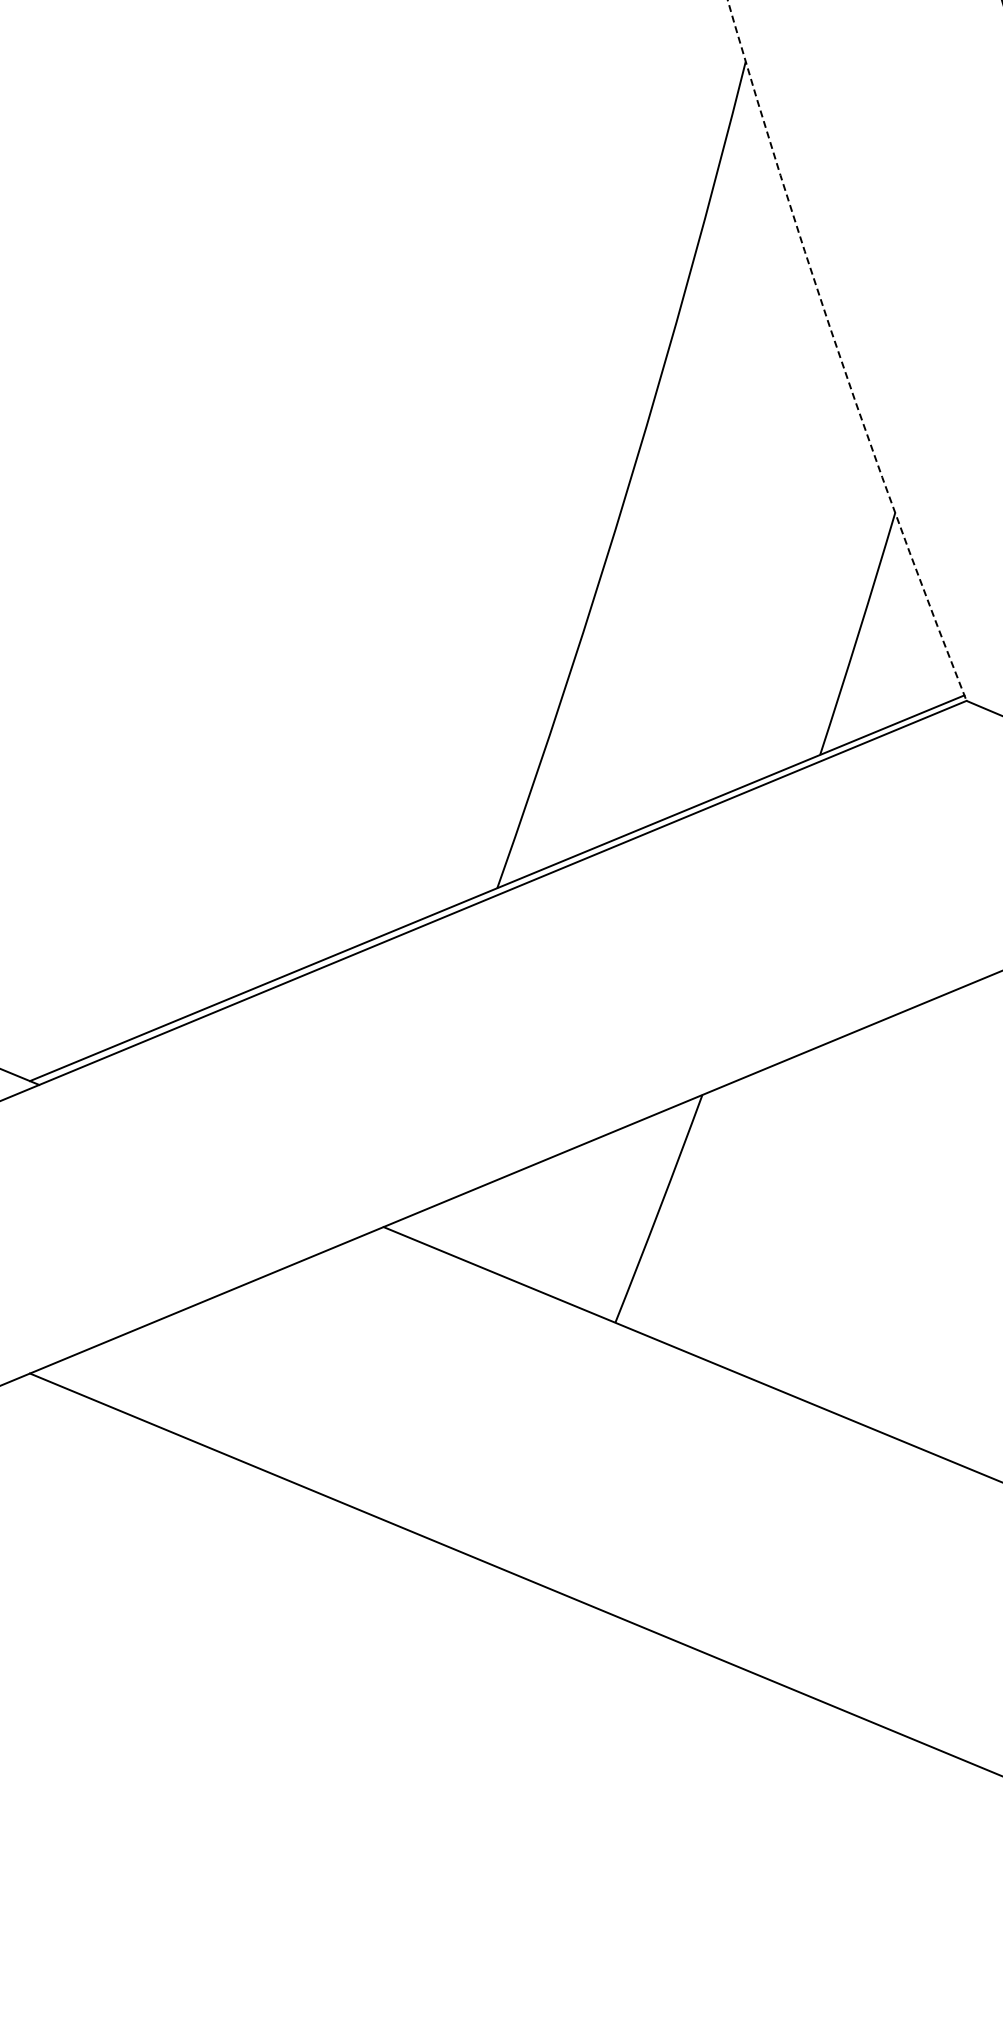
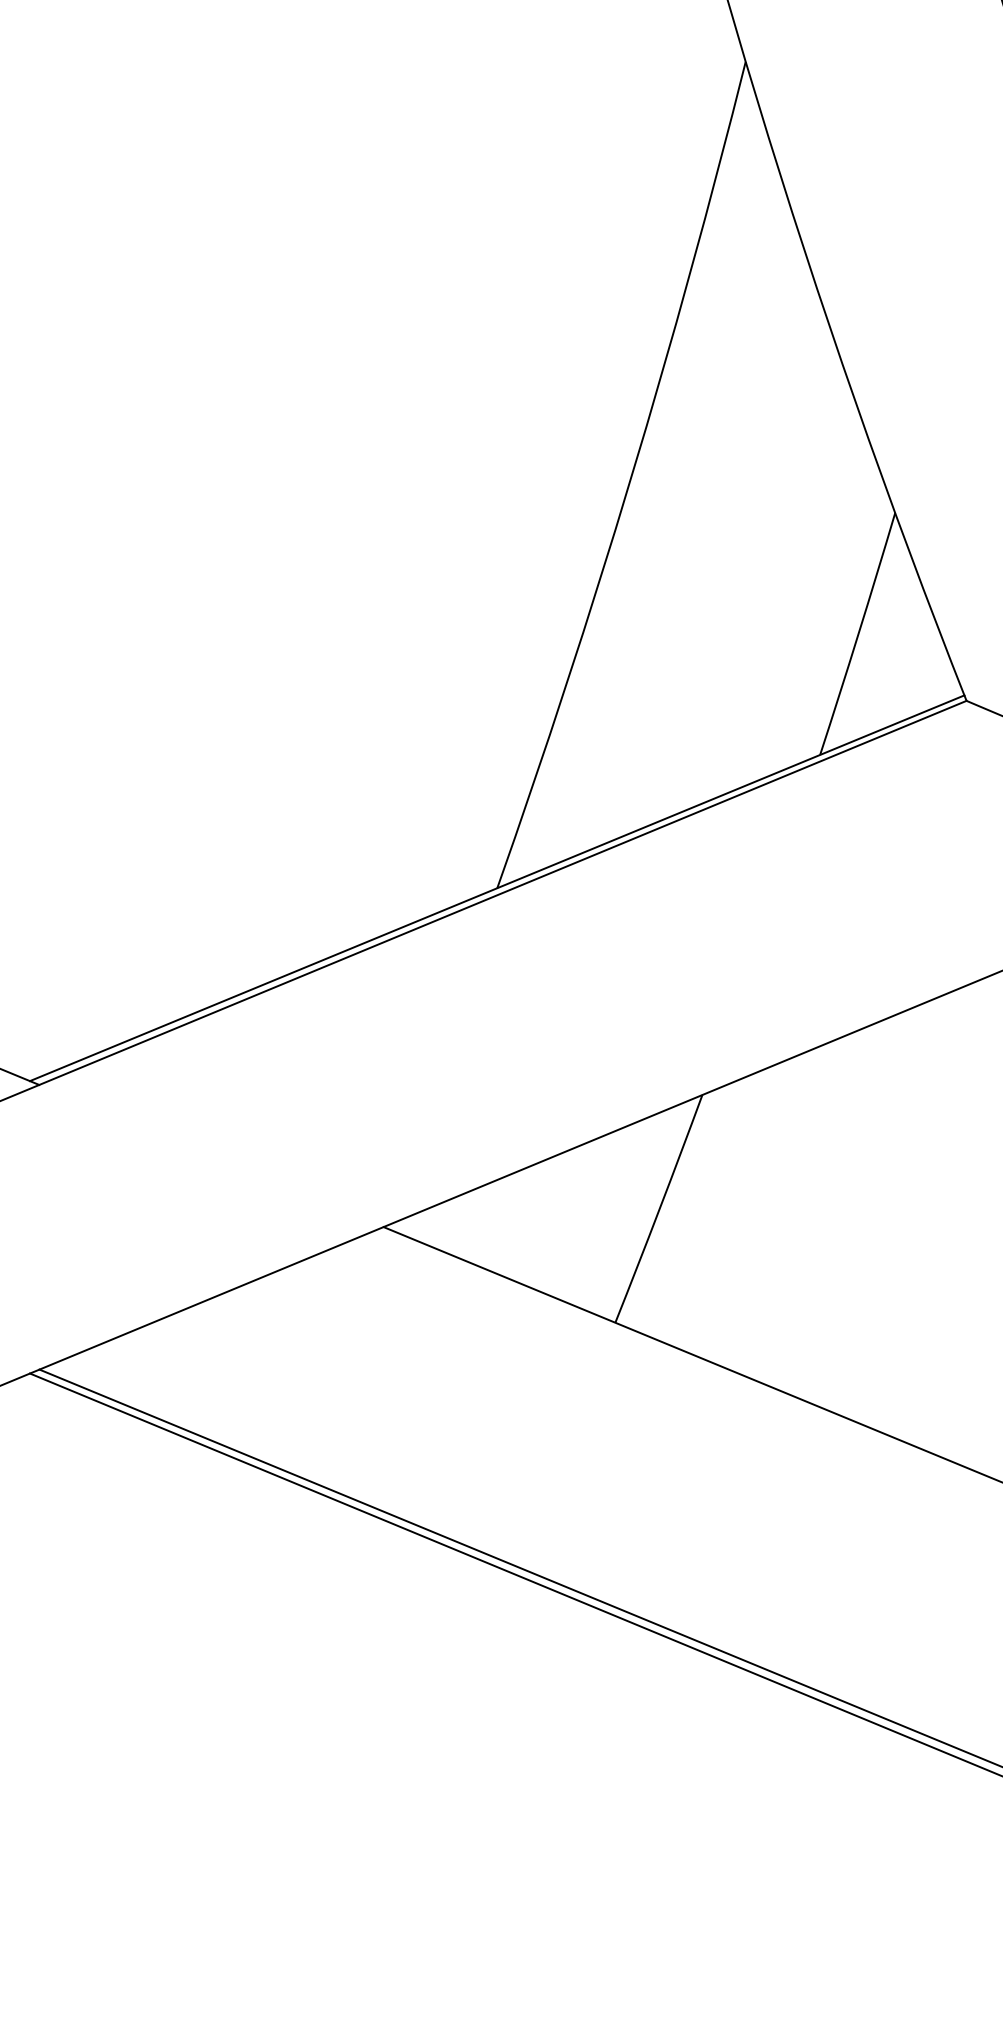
arc: dashed -> solid (838, 353)
line: none -> present (519, 1567)
